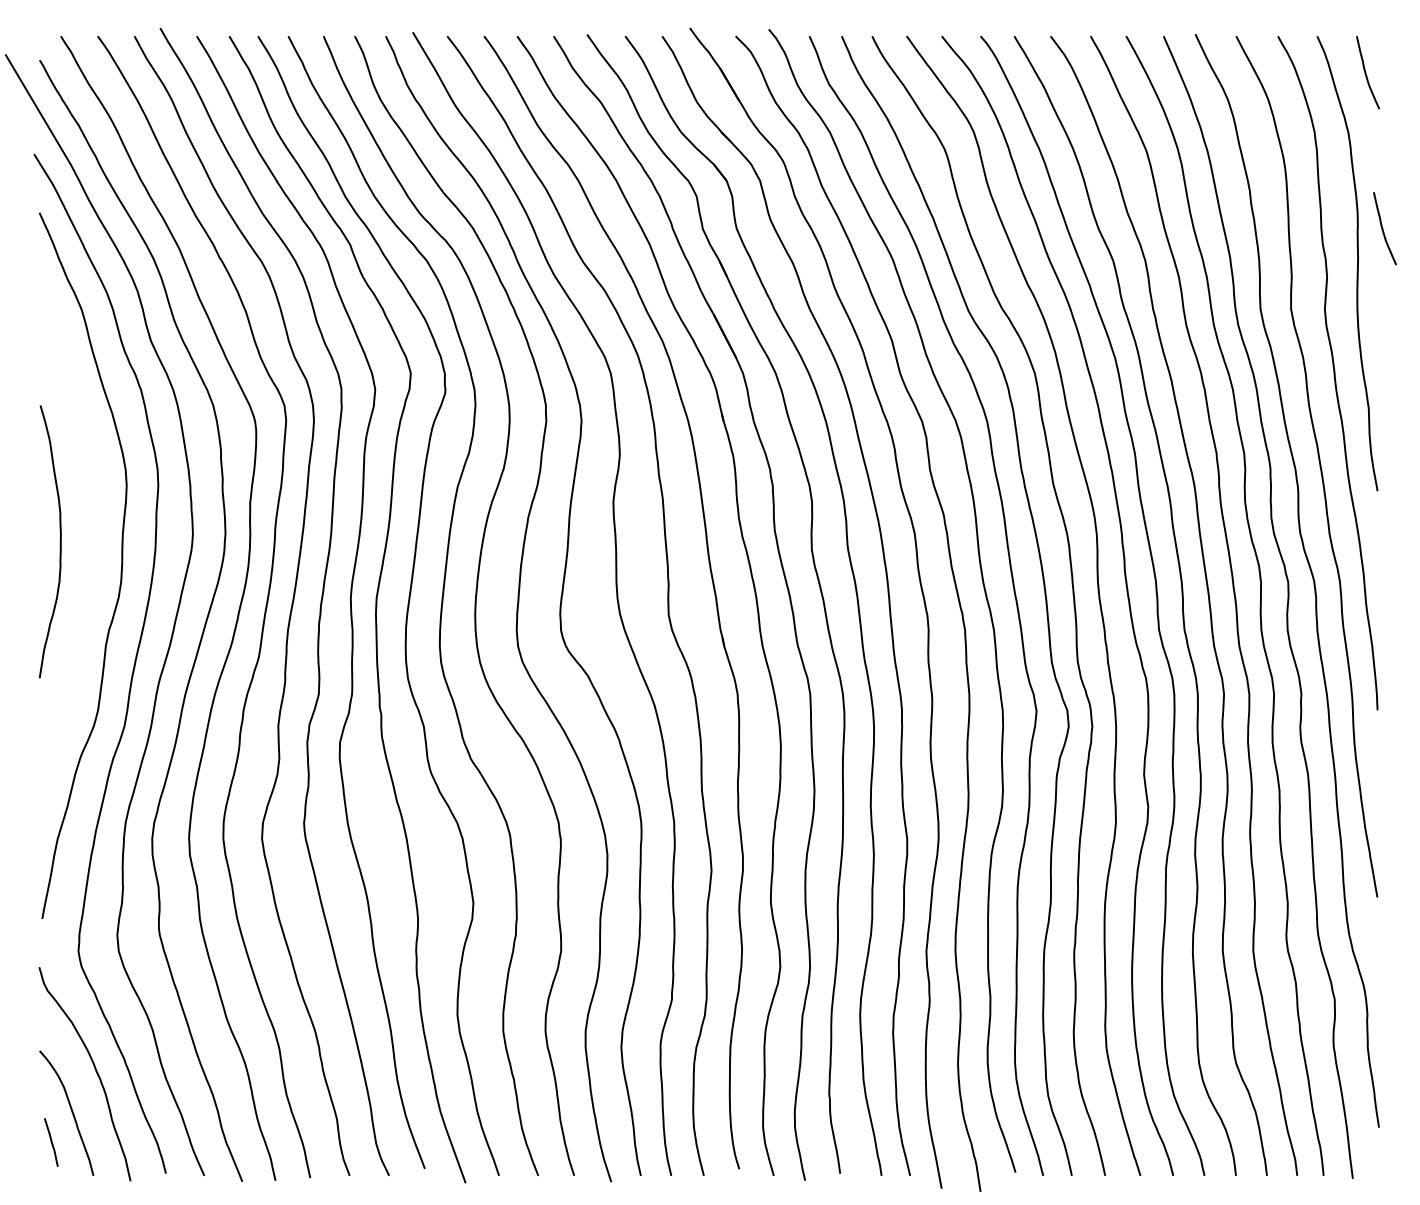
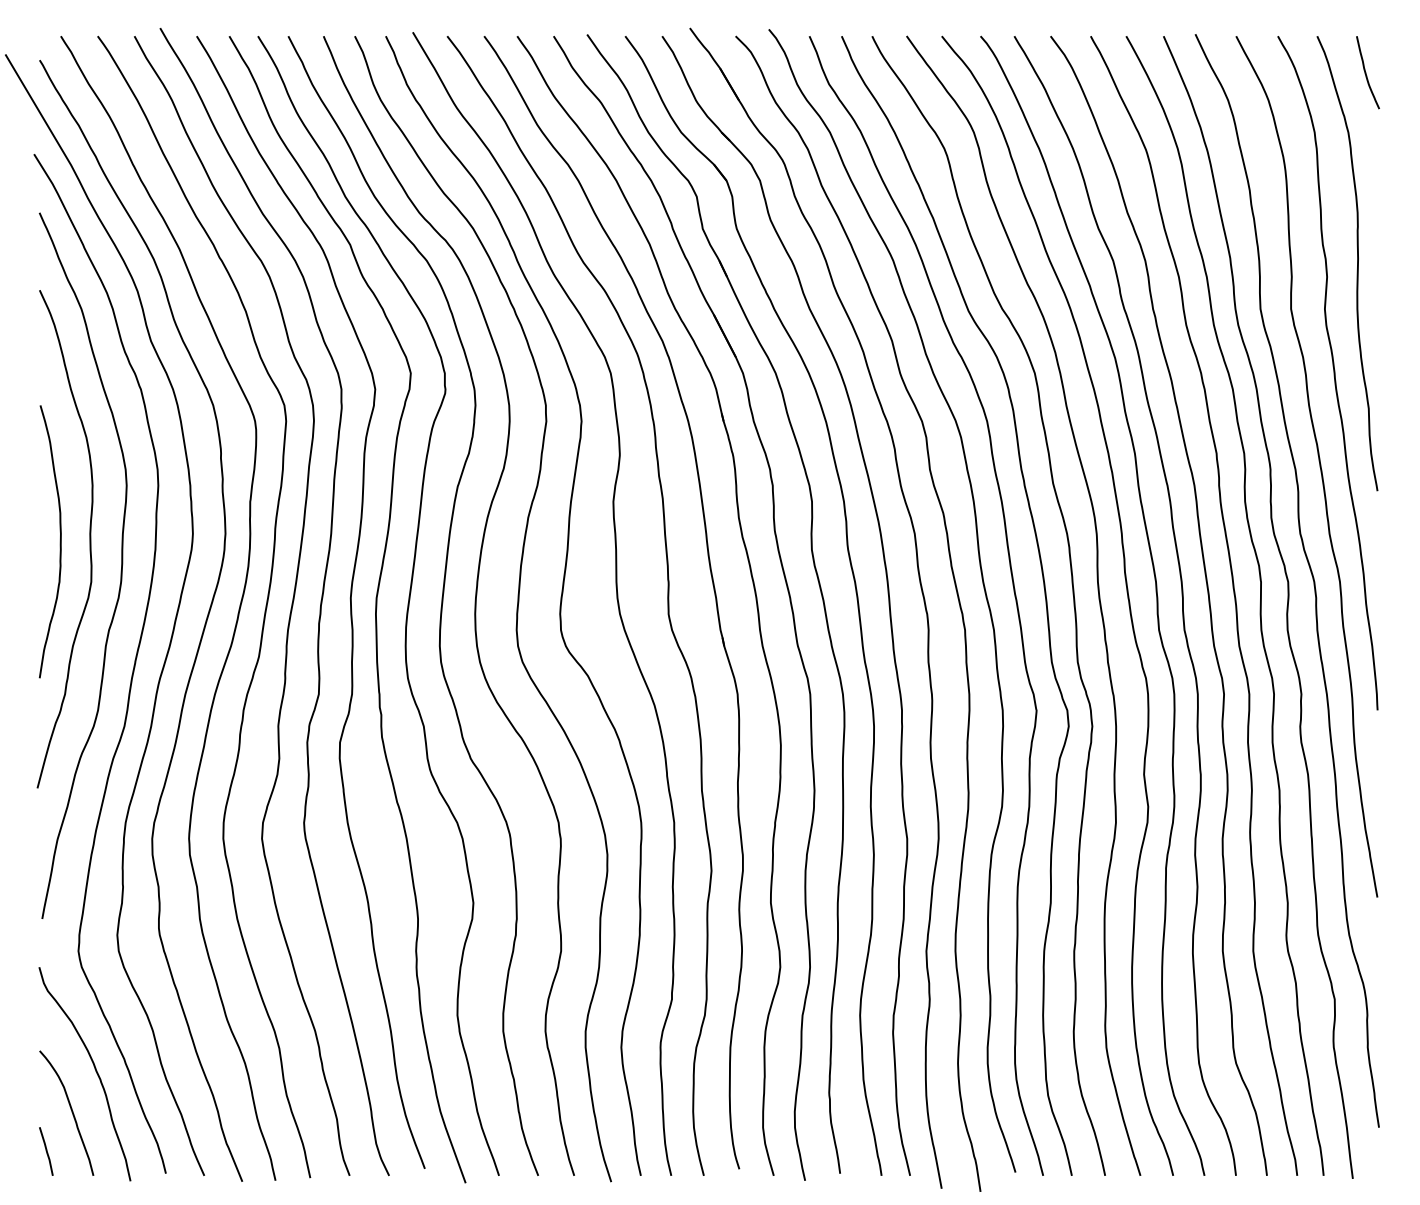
curve: present -> none (1383, 228)
curve: none -> present (89, 539)
line position: (51, 1142) -> (46, 1151) (46, 1151)
